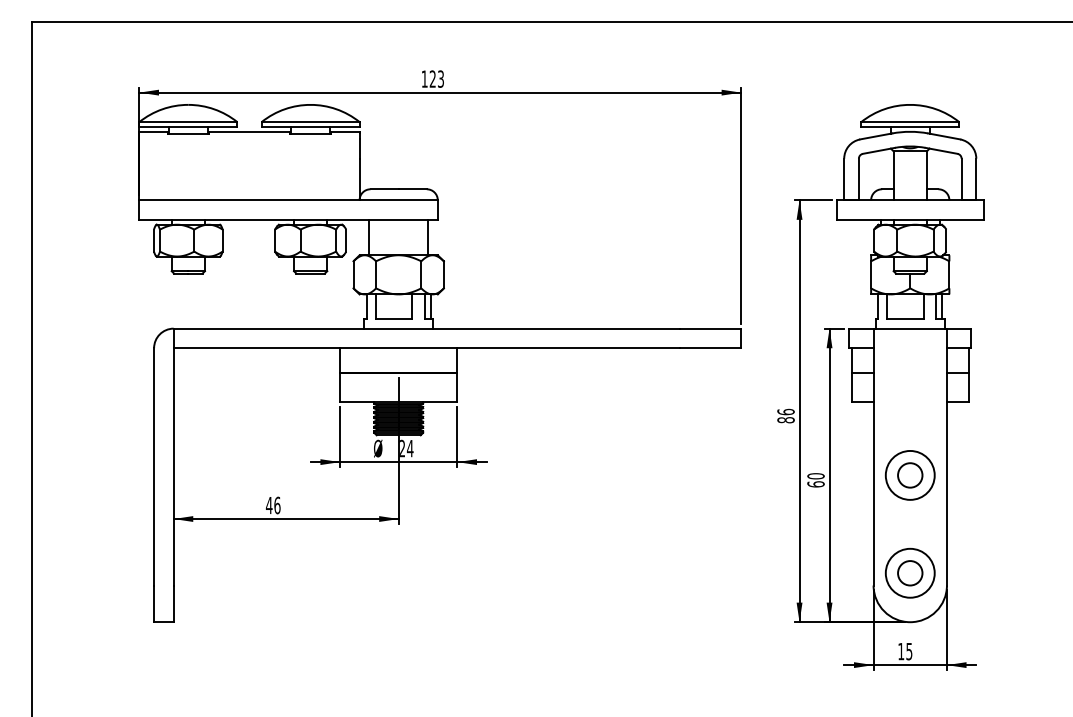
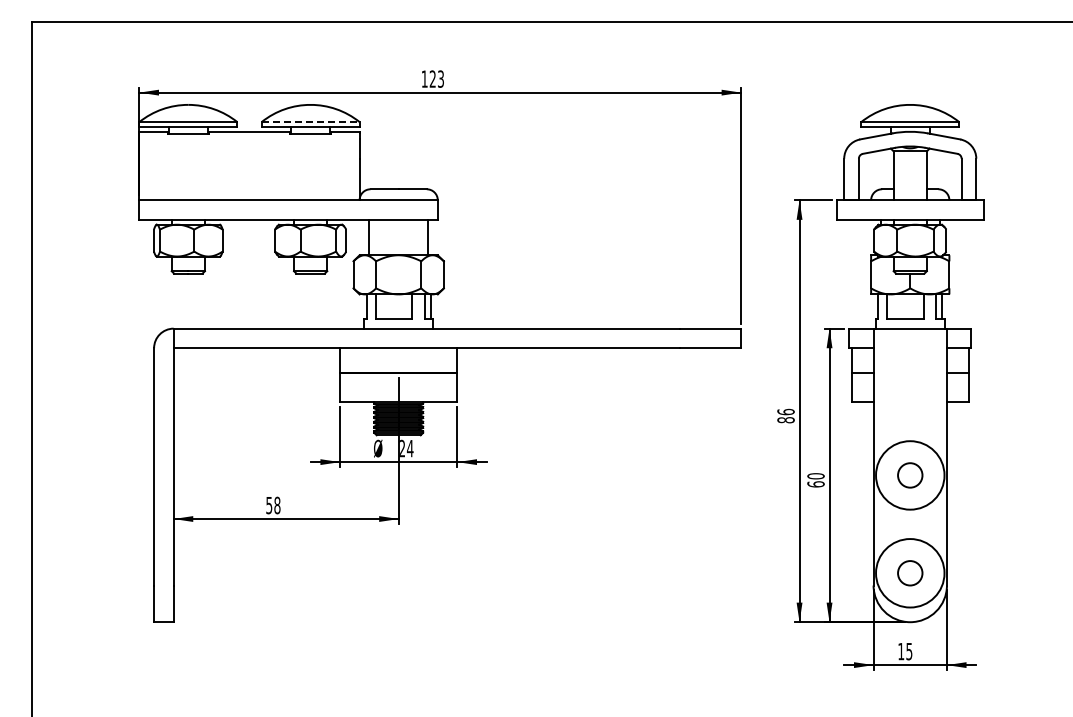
line: solid -> dashed (310, 122)
circle diameter: 49 px -> 68 px (910, 475)
text: 46 -> 58 (272, 505)
circle diameter: 49 px -> 68 px (910, 573)
